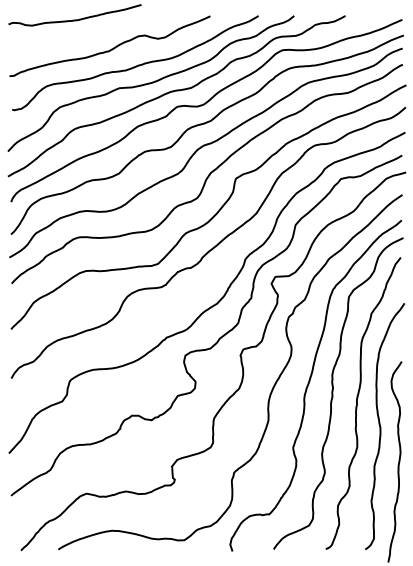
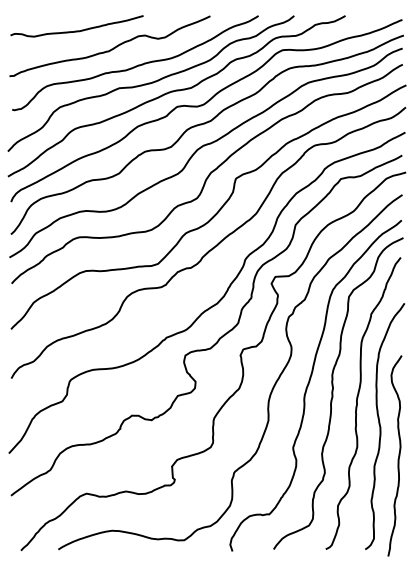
curve position: (74, 19) -> (76, 30) (76, 30)
curve position: (398, 461) -> (398, 455) (398, 455)
